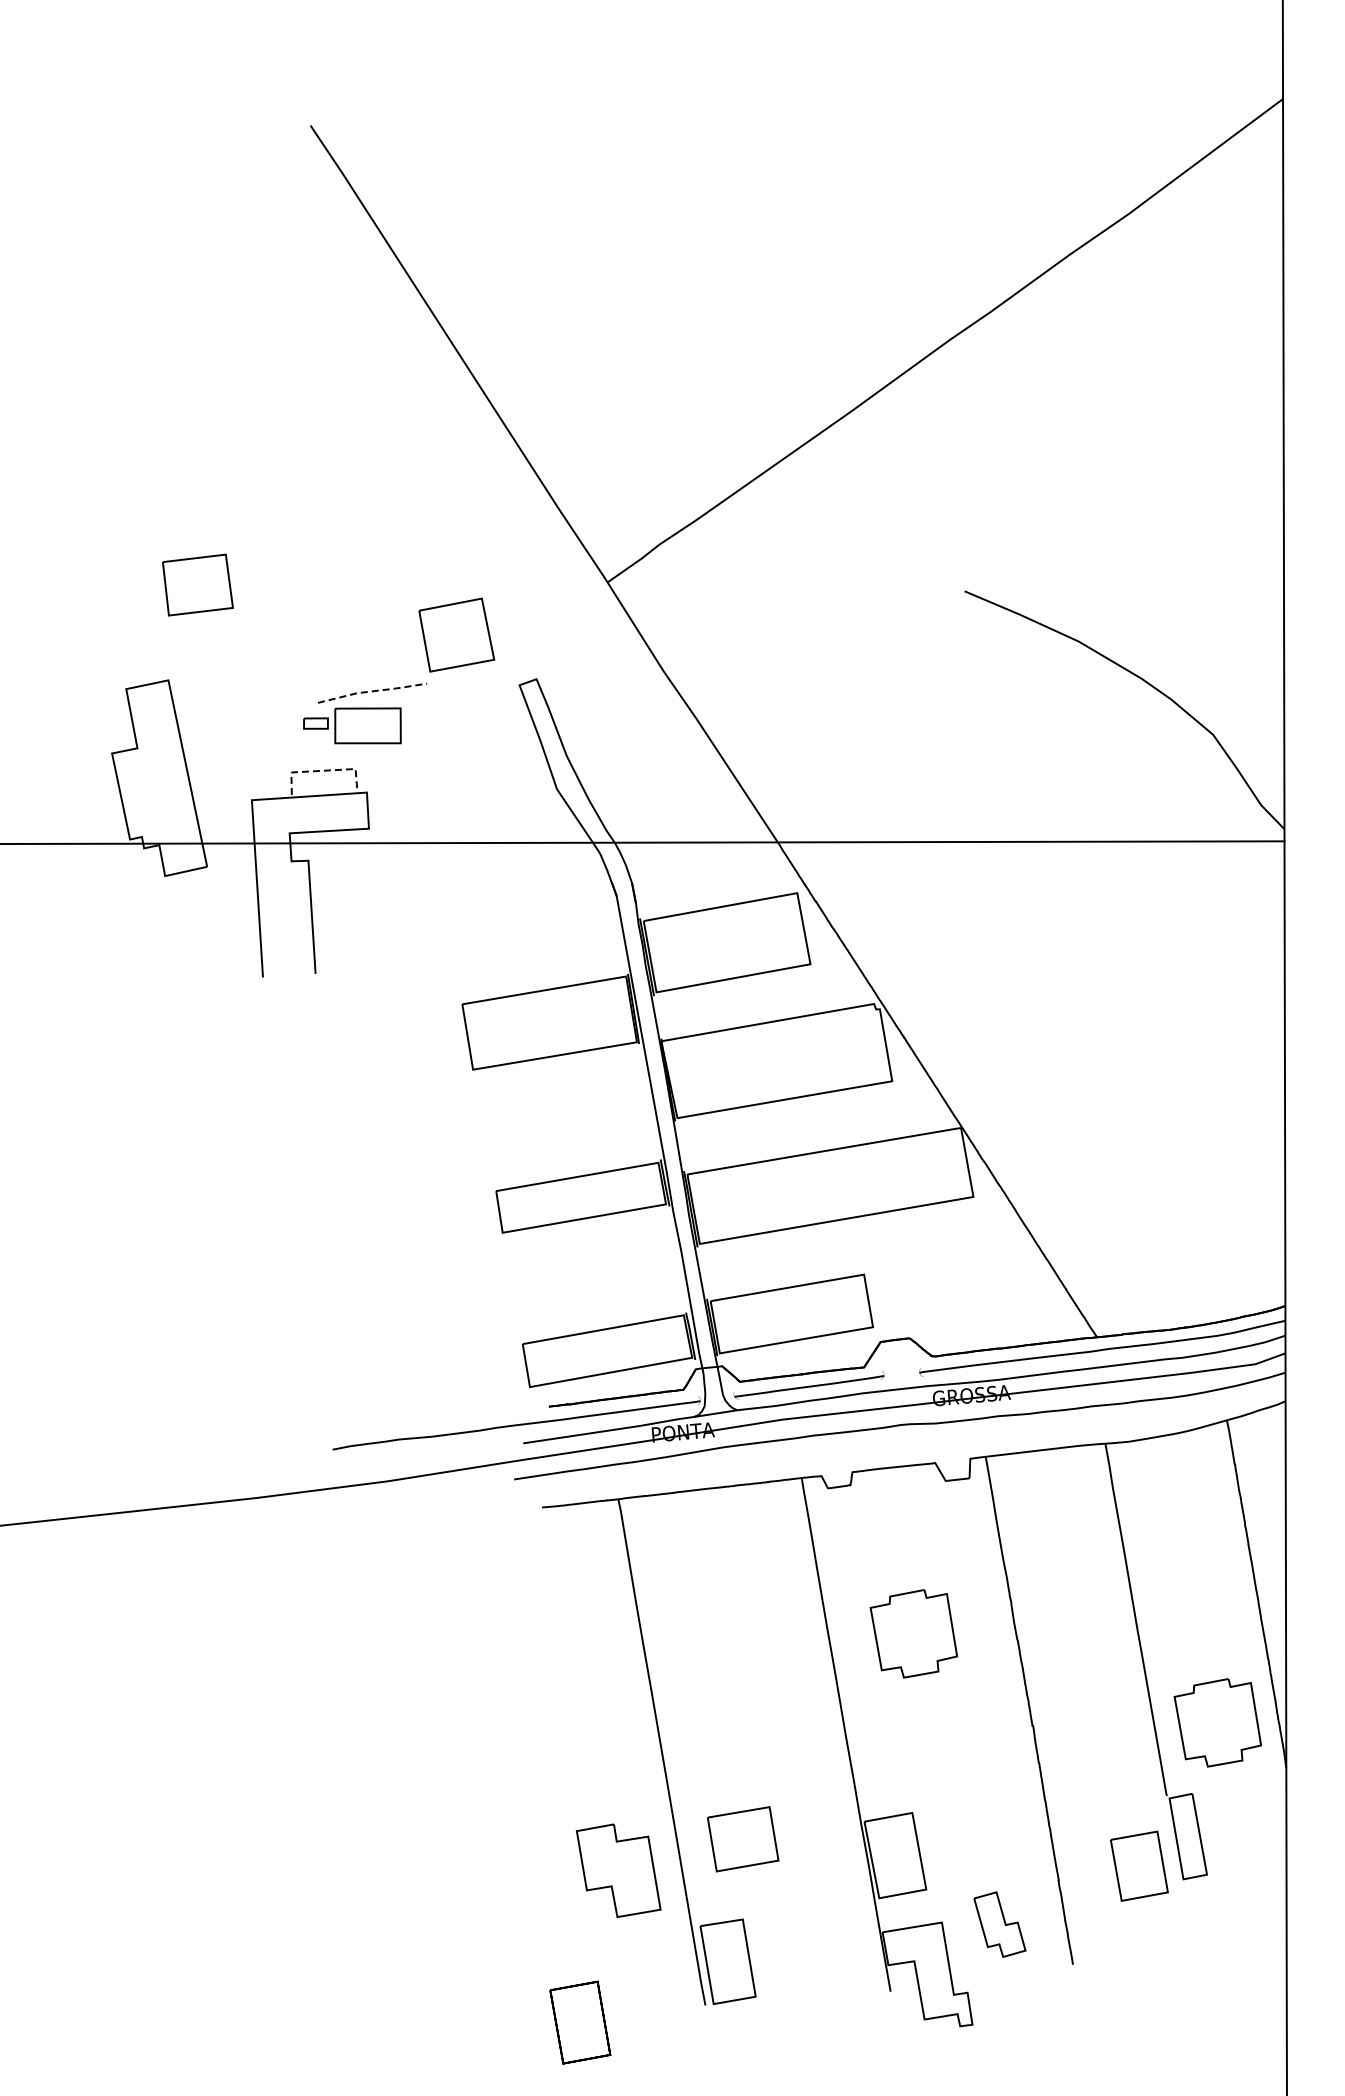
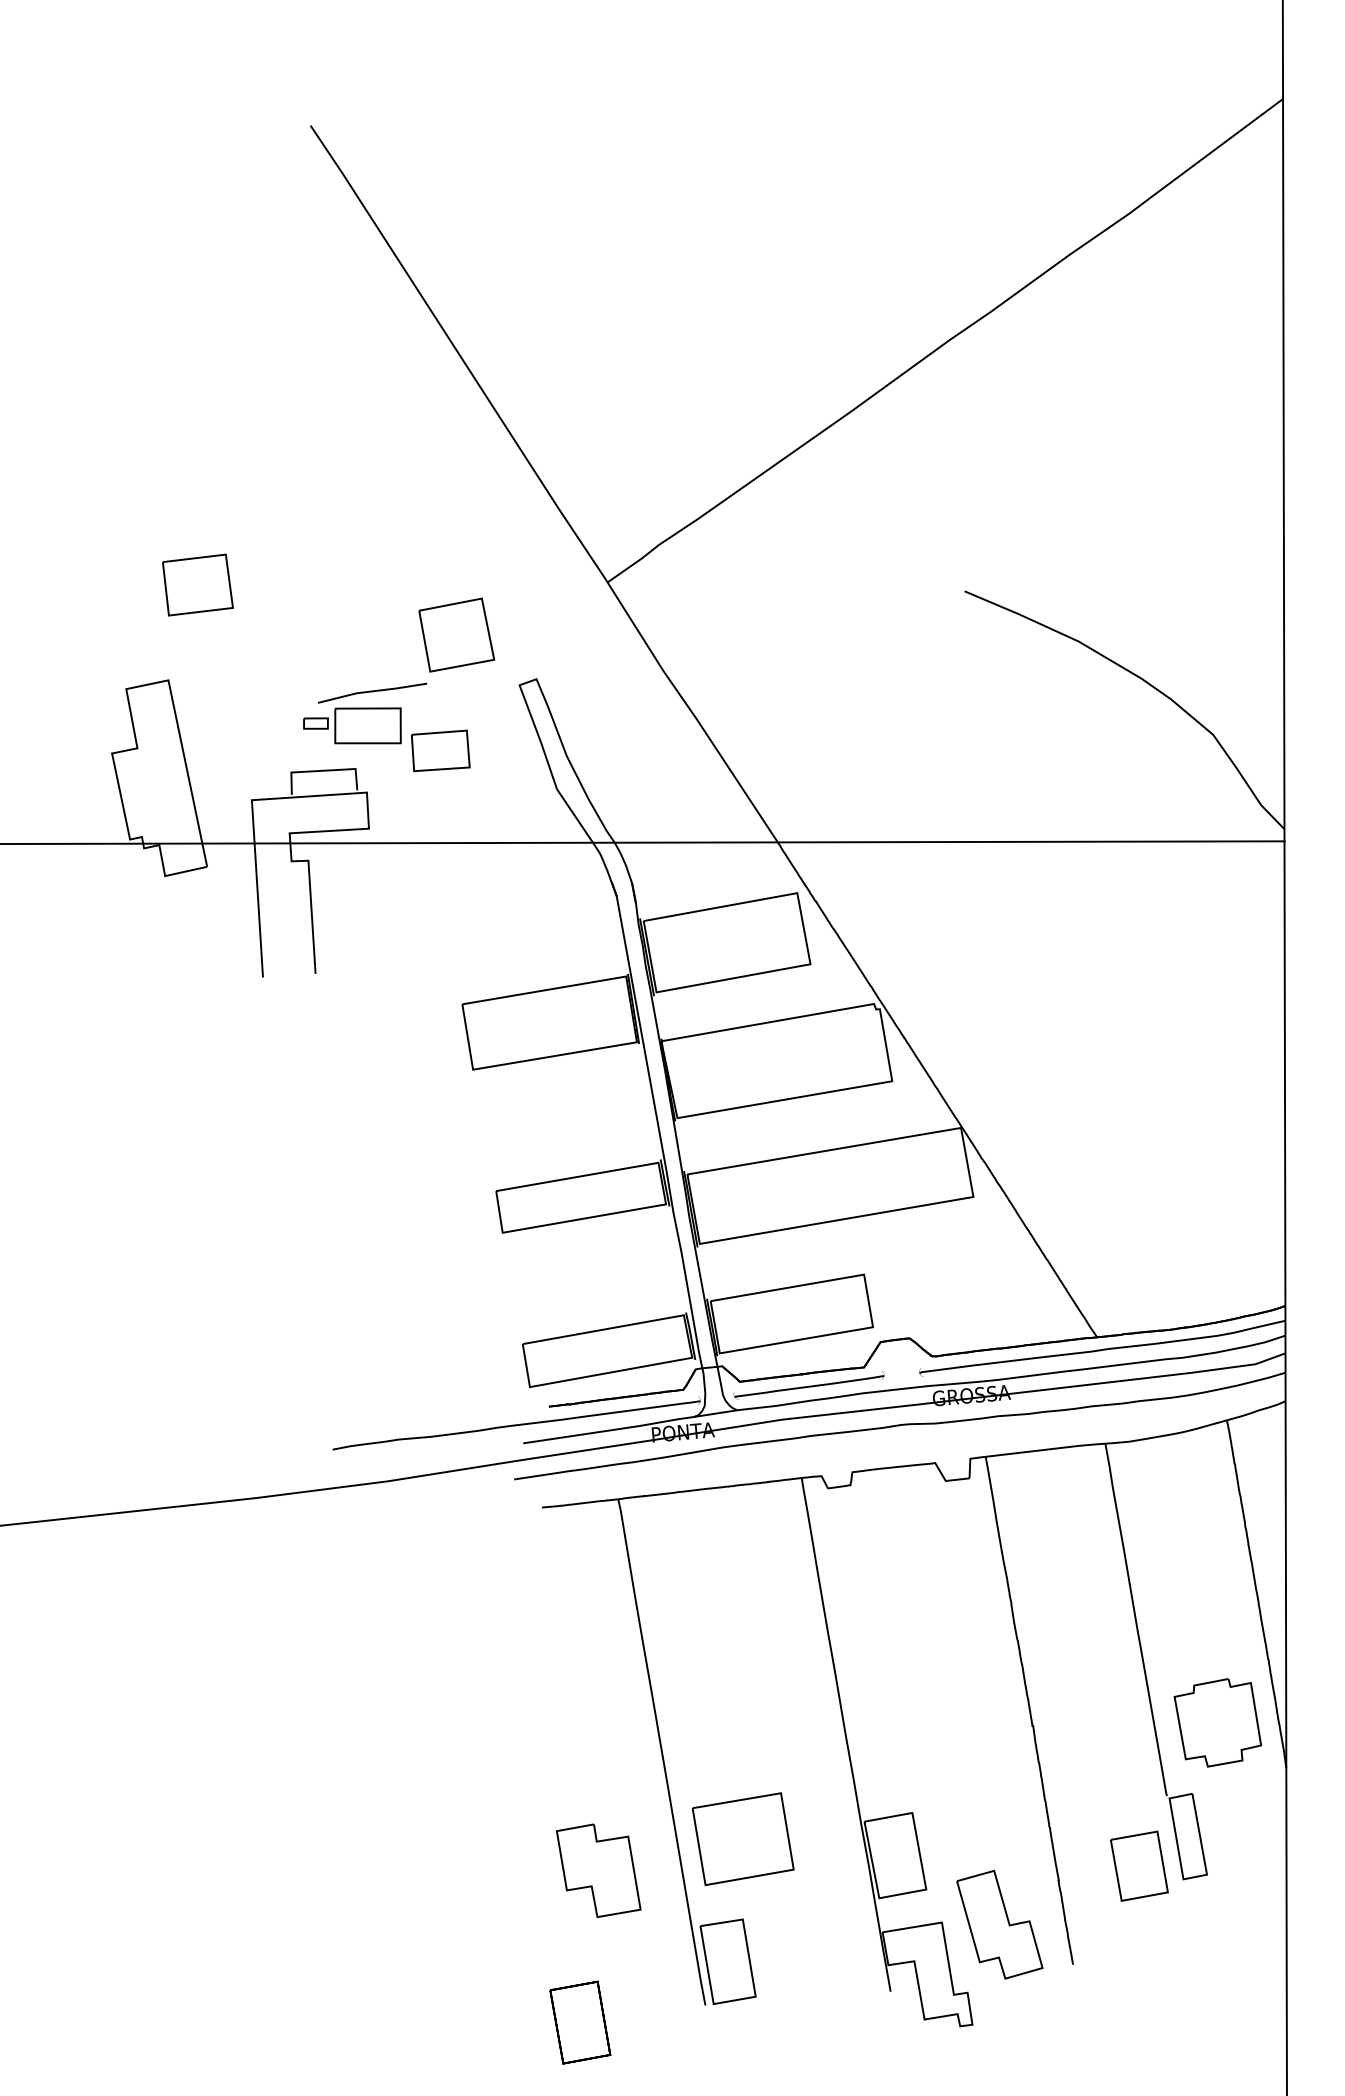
line: dashed -> solid (372, 691)
part: none -> present (440, 750)
line: dashed -> solid (323, 770)
part: present -> none (913, 1633)
part size: 73x67 px -> 104x95 px (742, 1839)
part position: (618, 1870) -> (598, 1870) (598, 1870)
part size: 54x67 px -> 88x111 px (999, 1924)
